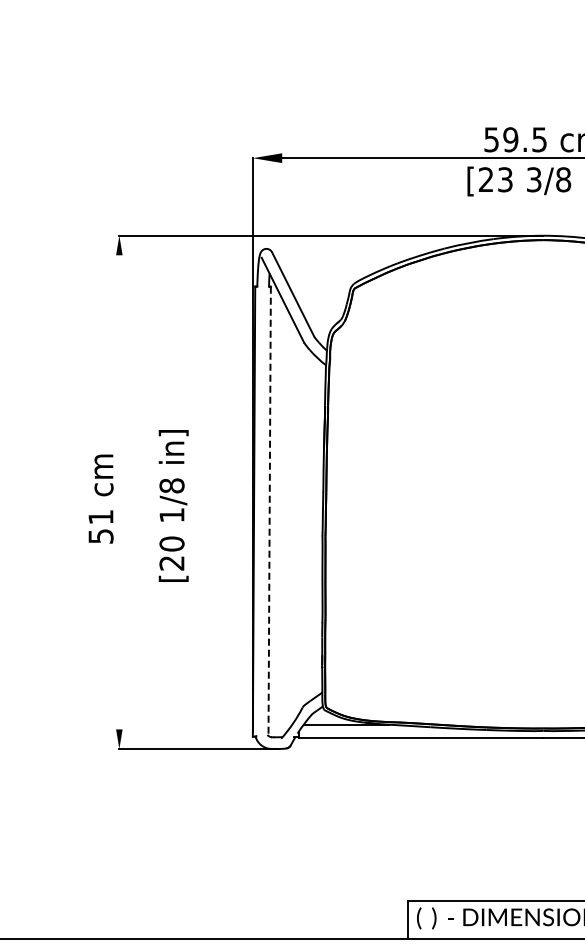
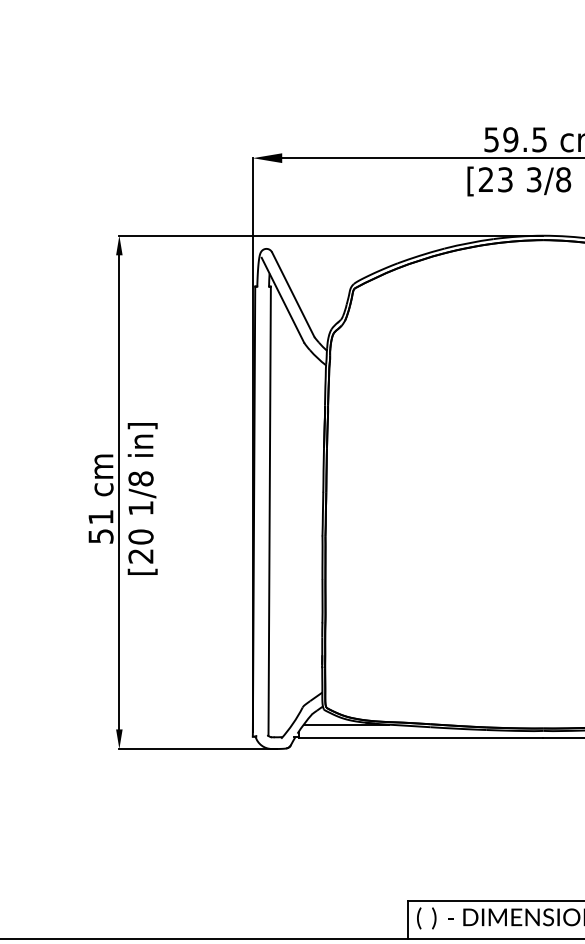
line: none -> present (119, 492)
text position: (173, 505) -> (142, 498) (142, 498)
line: dashed -> solid (269, 511)
